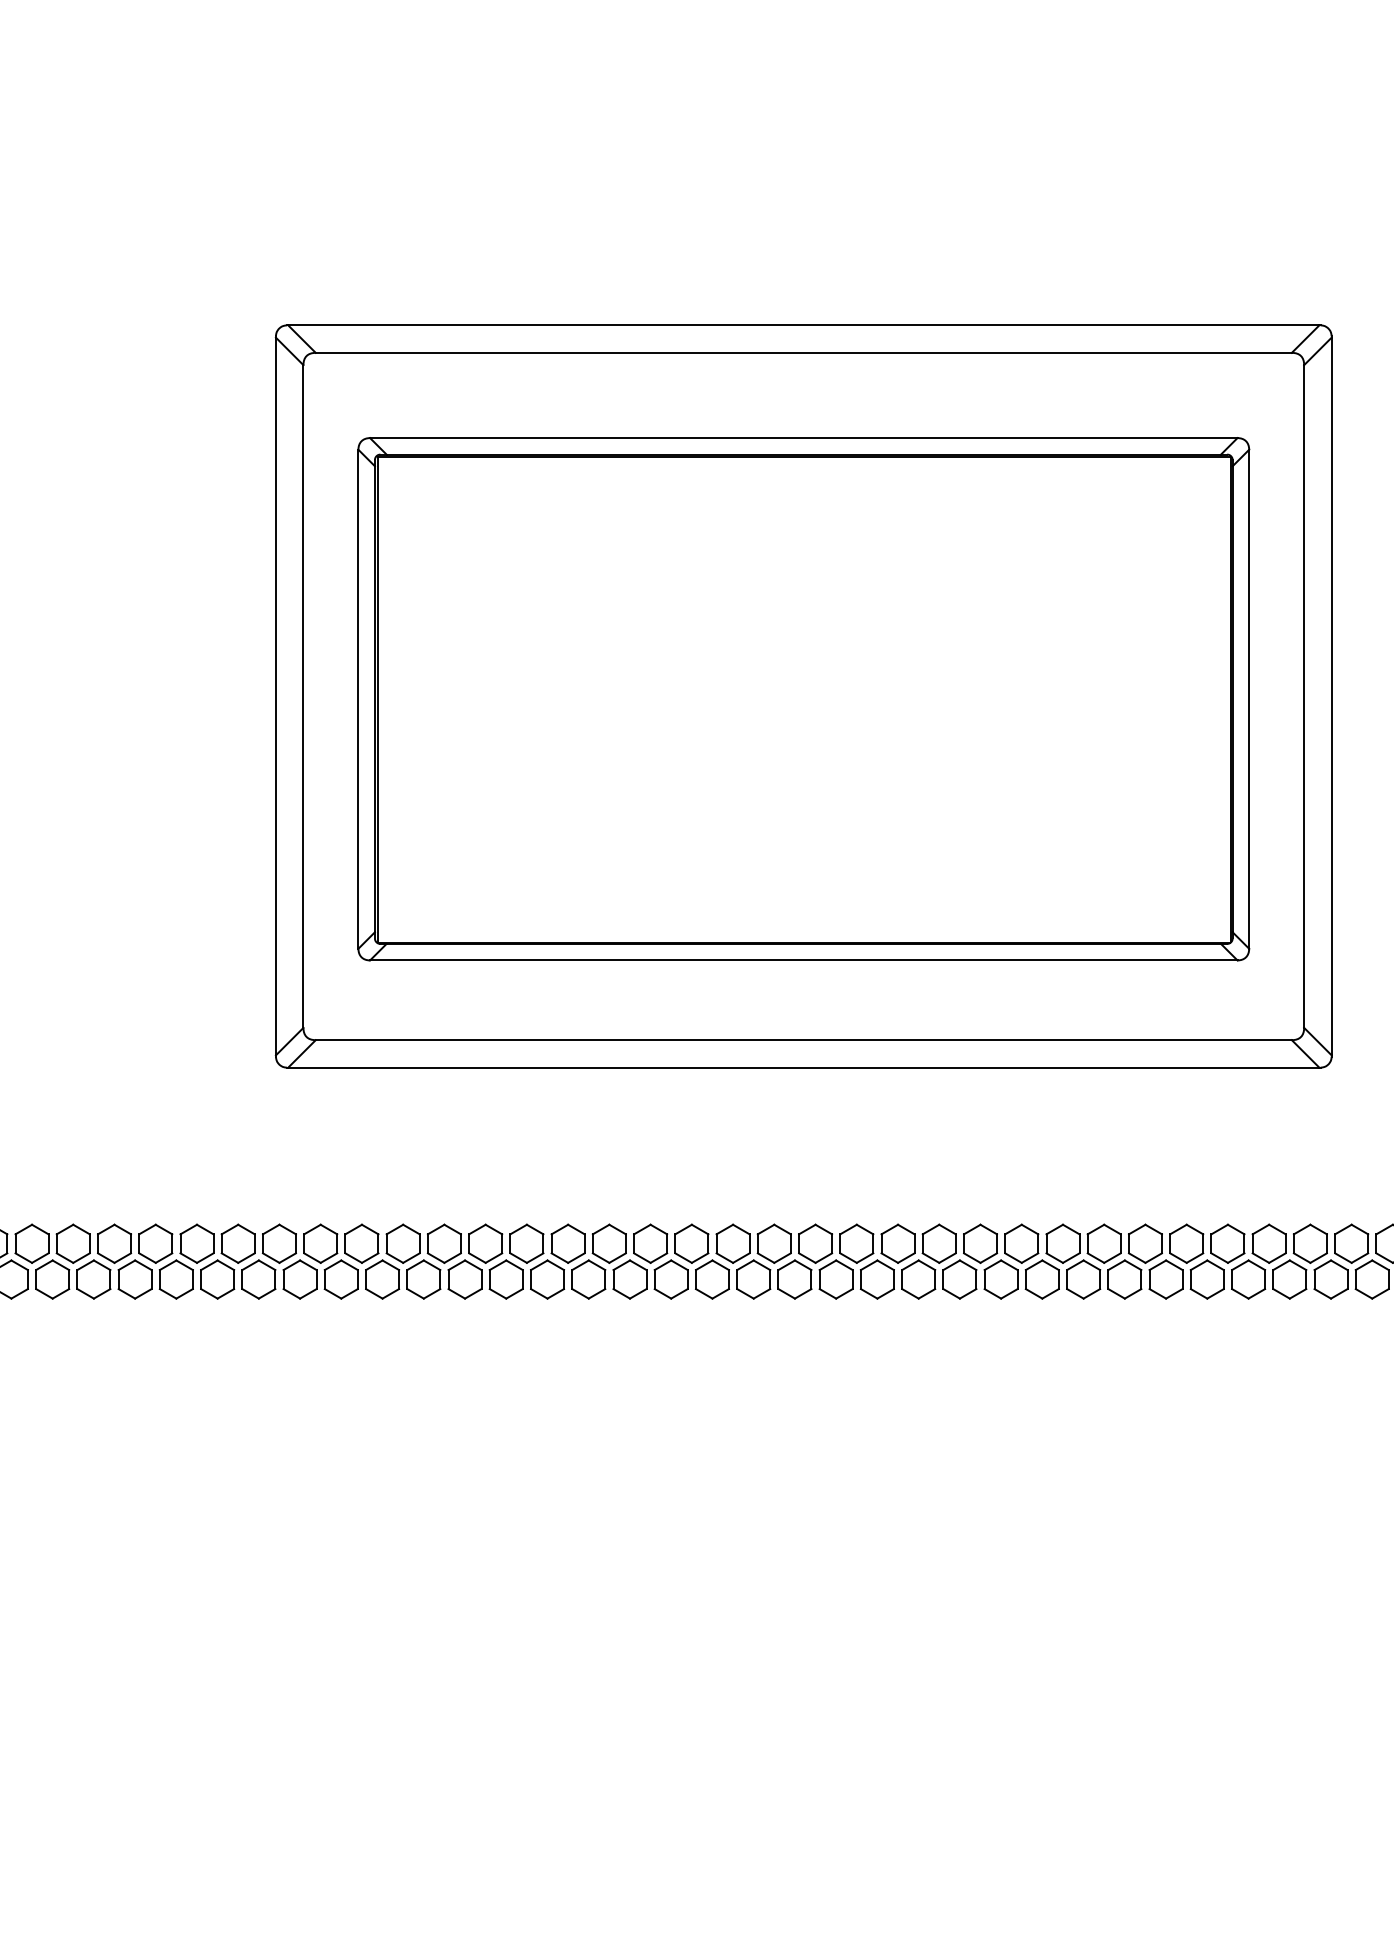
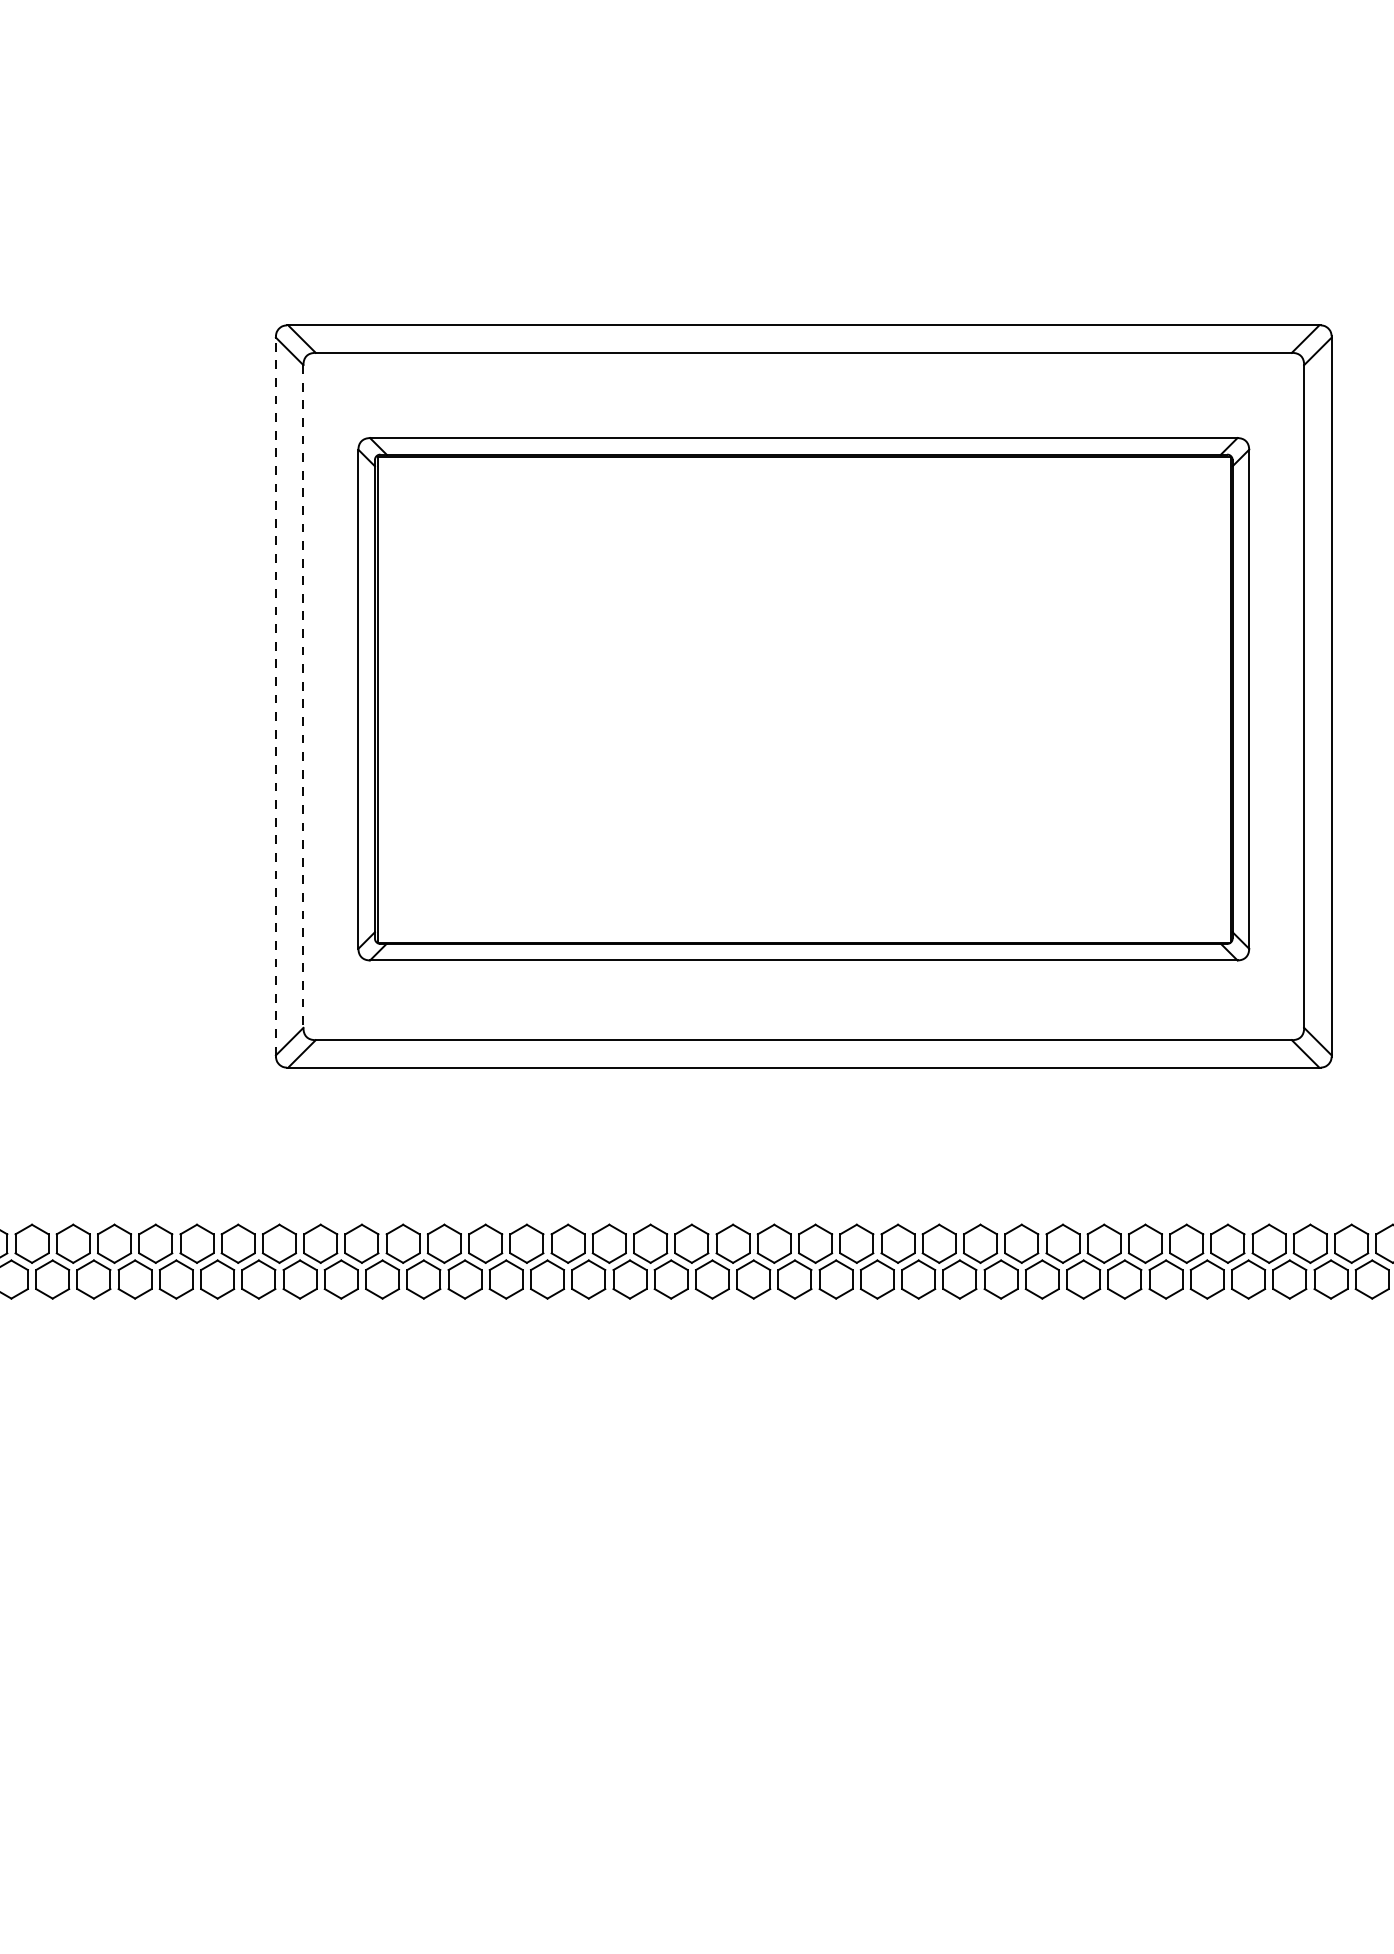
line: solid -> dashed (275, 696)
line: solid -> dashed (303, 697)
